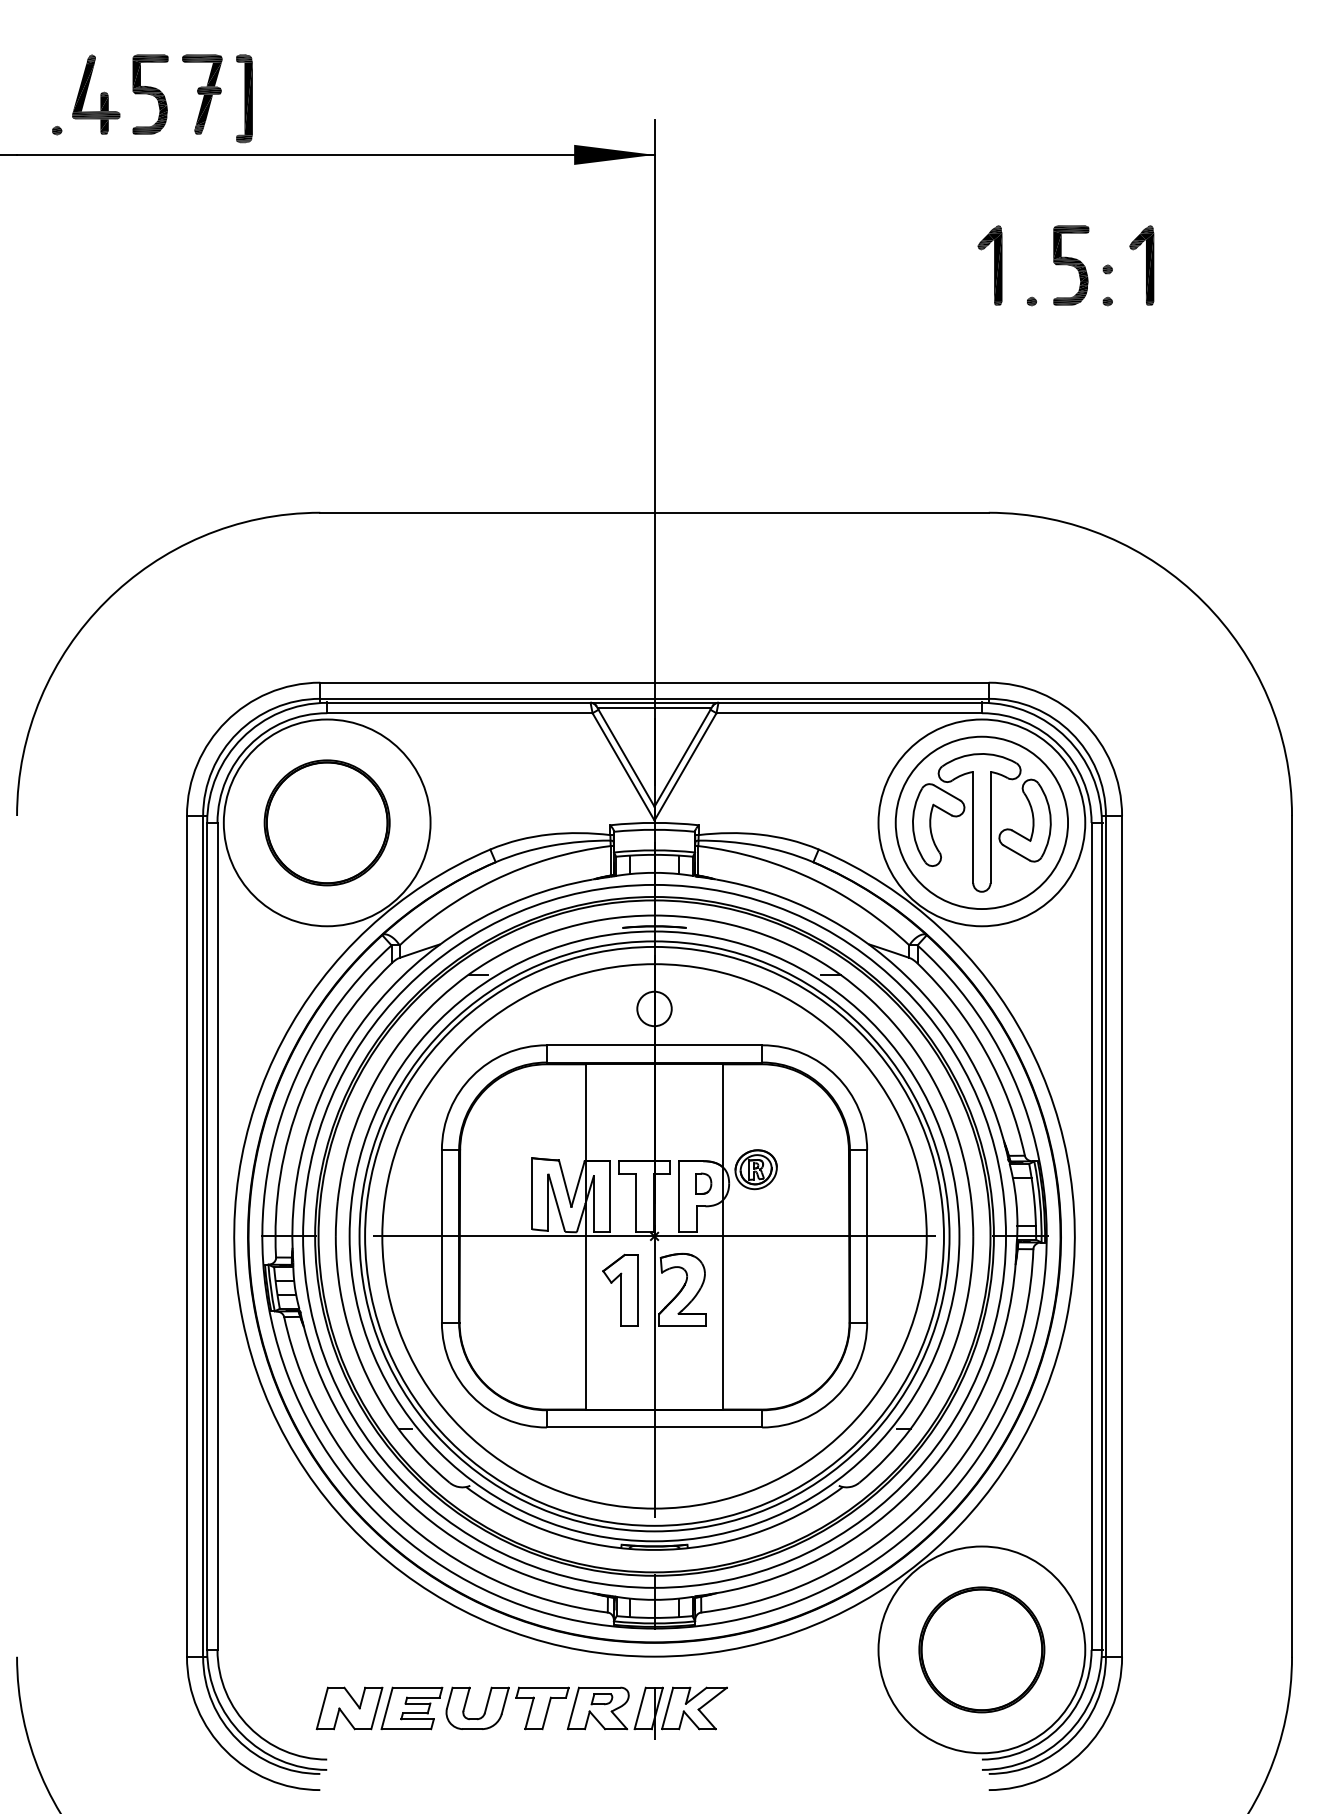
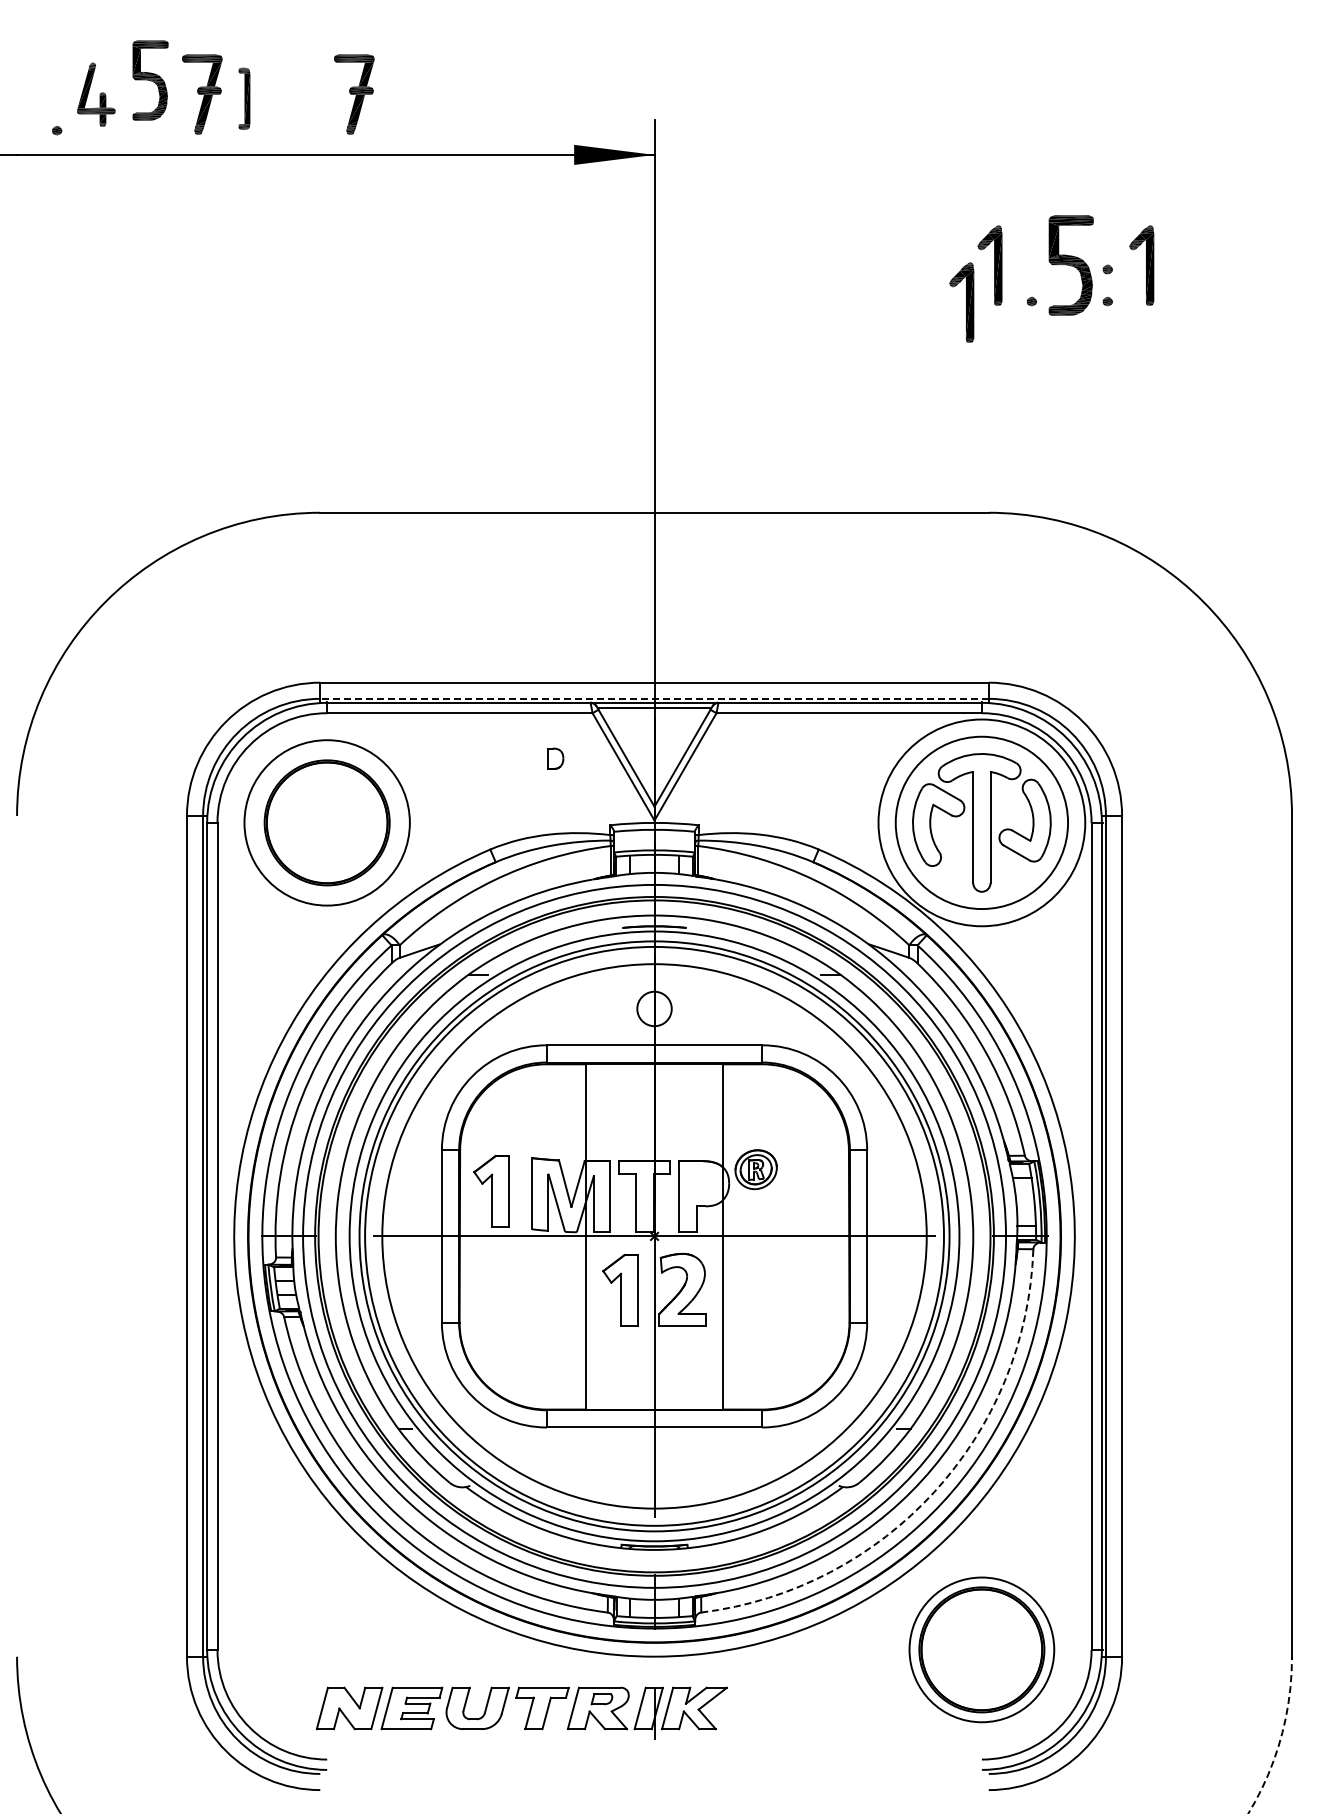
part size: 49x81 px -> 39x65 px (96, 94)
part position: (150, 94) -> (150, 80) (150, 80)
part: none -> present (354, 94)
part size: 17x90 px -> 13x63 px (244, 98)
part size: 37x81 px -> 46x101 px (1070, 265)
part: none -> present (961, 302)
line: solid -> dashed (654, 698)
circle diameter: 207 px -> 165 px (326, 822)
part position: (703, 1183) -> (555, 758) (555, 758)
part: none -> present (491, 1190)
arc: solid -> dashed (934, 1492)
circle diameter: 207 px -> 145 px (981, 1649)
arc: solid -> dashed (1281, 1736)
